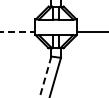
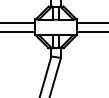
line: none -> present (18, 22)
line: none -> present (91, 22)
line: dashed -> solid (18, 32)
line: dashed -> solid (45, 77)
